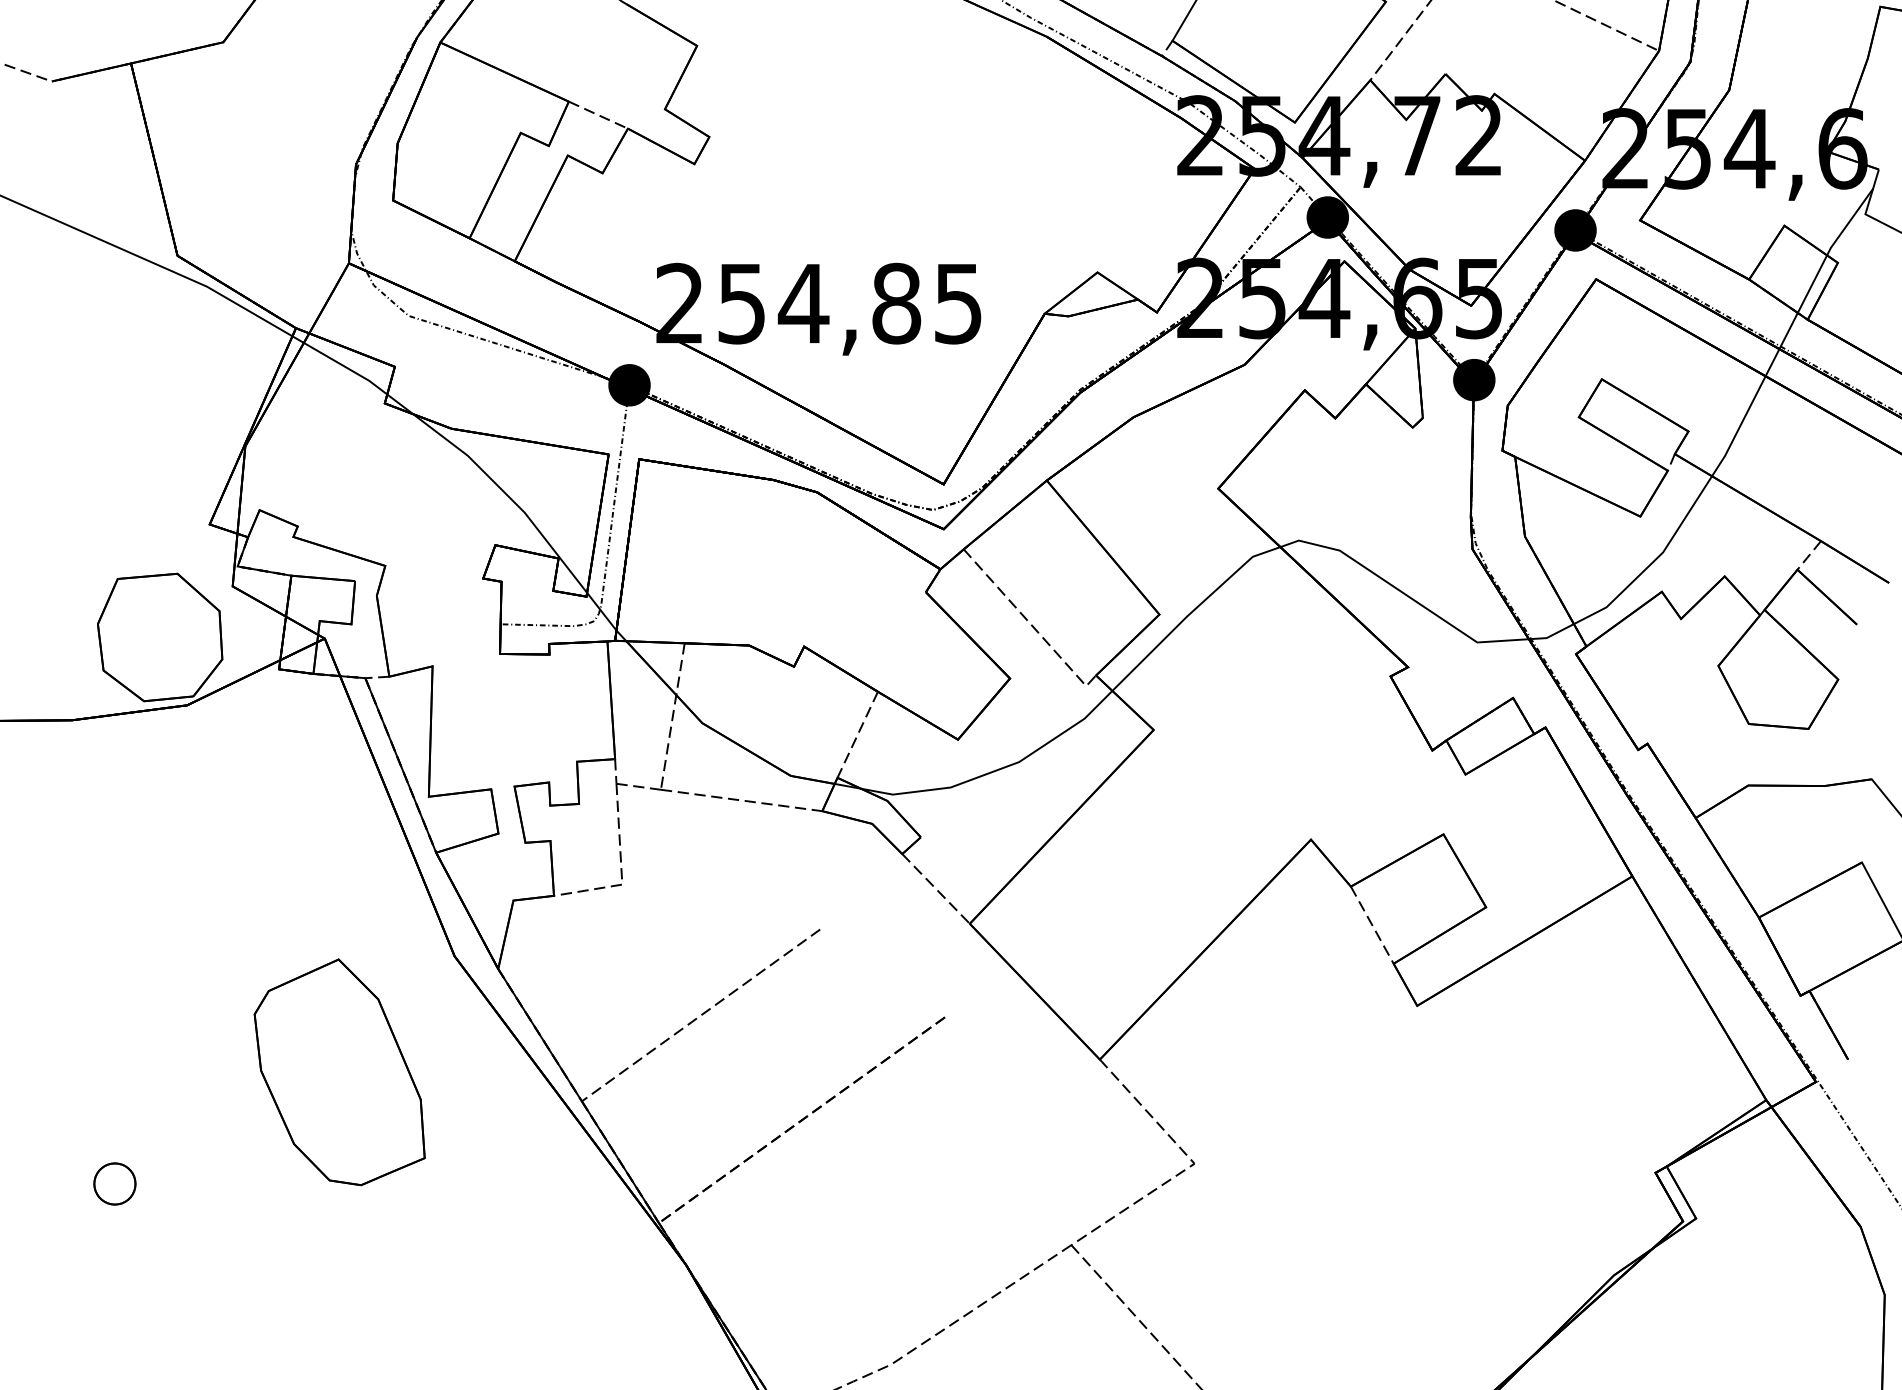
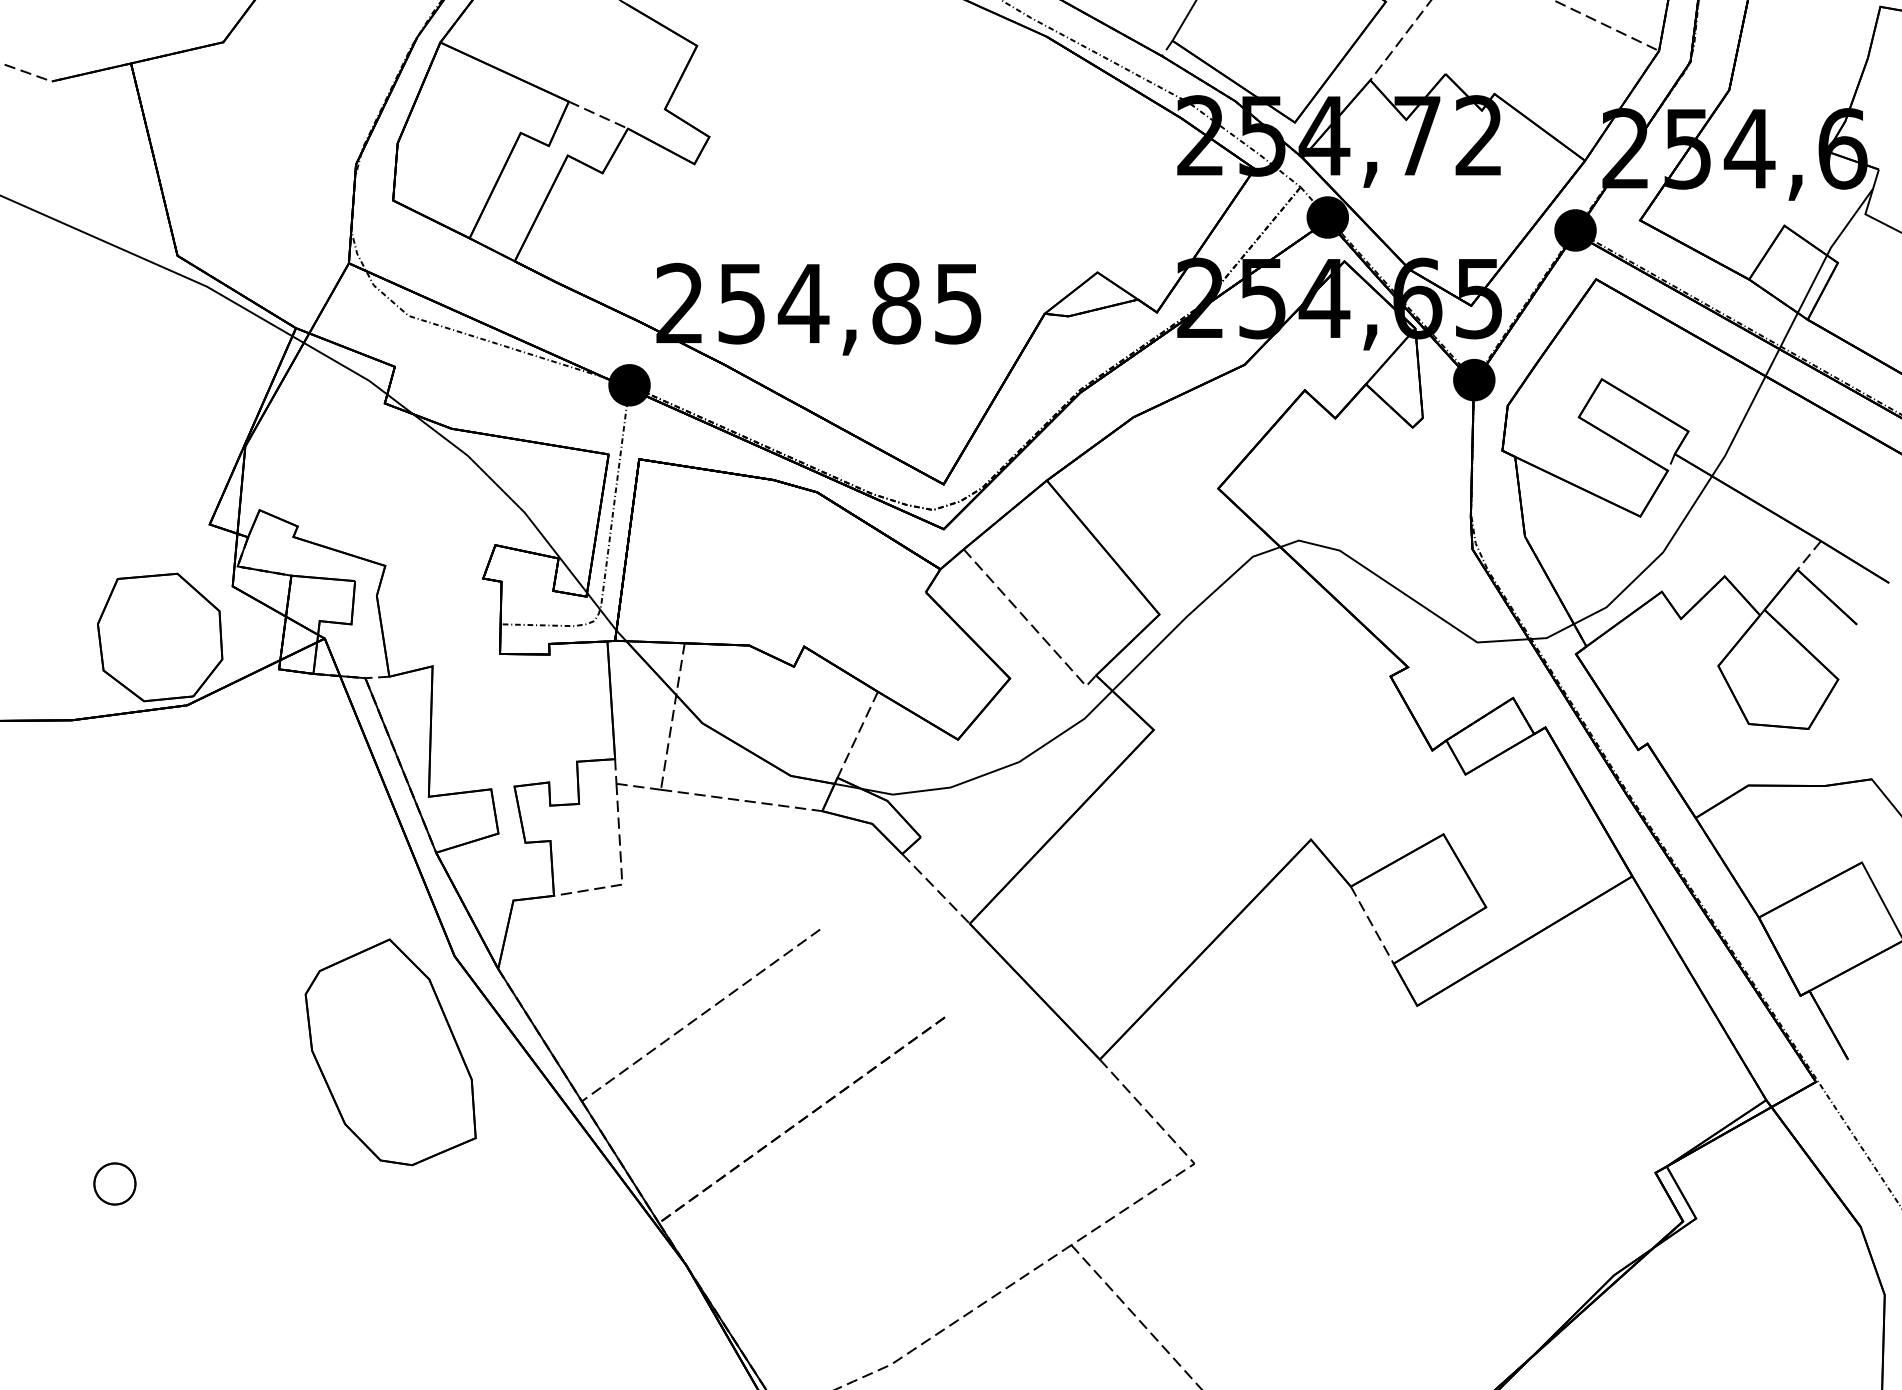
part position: (339, 1072) -> (390, 1052) (390, 1052)
